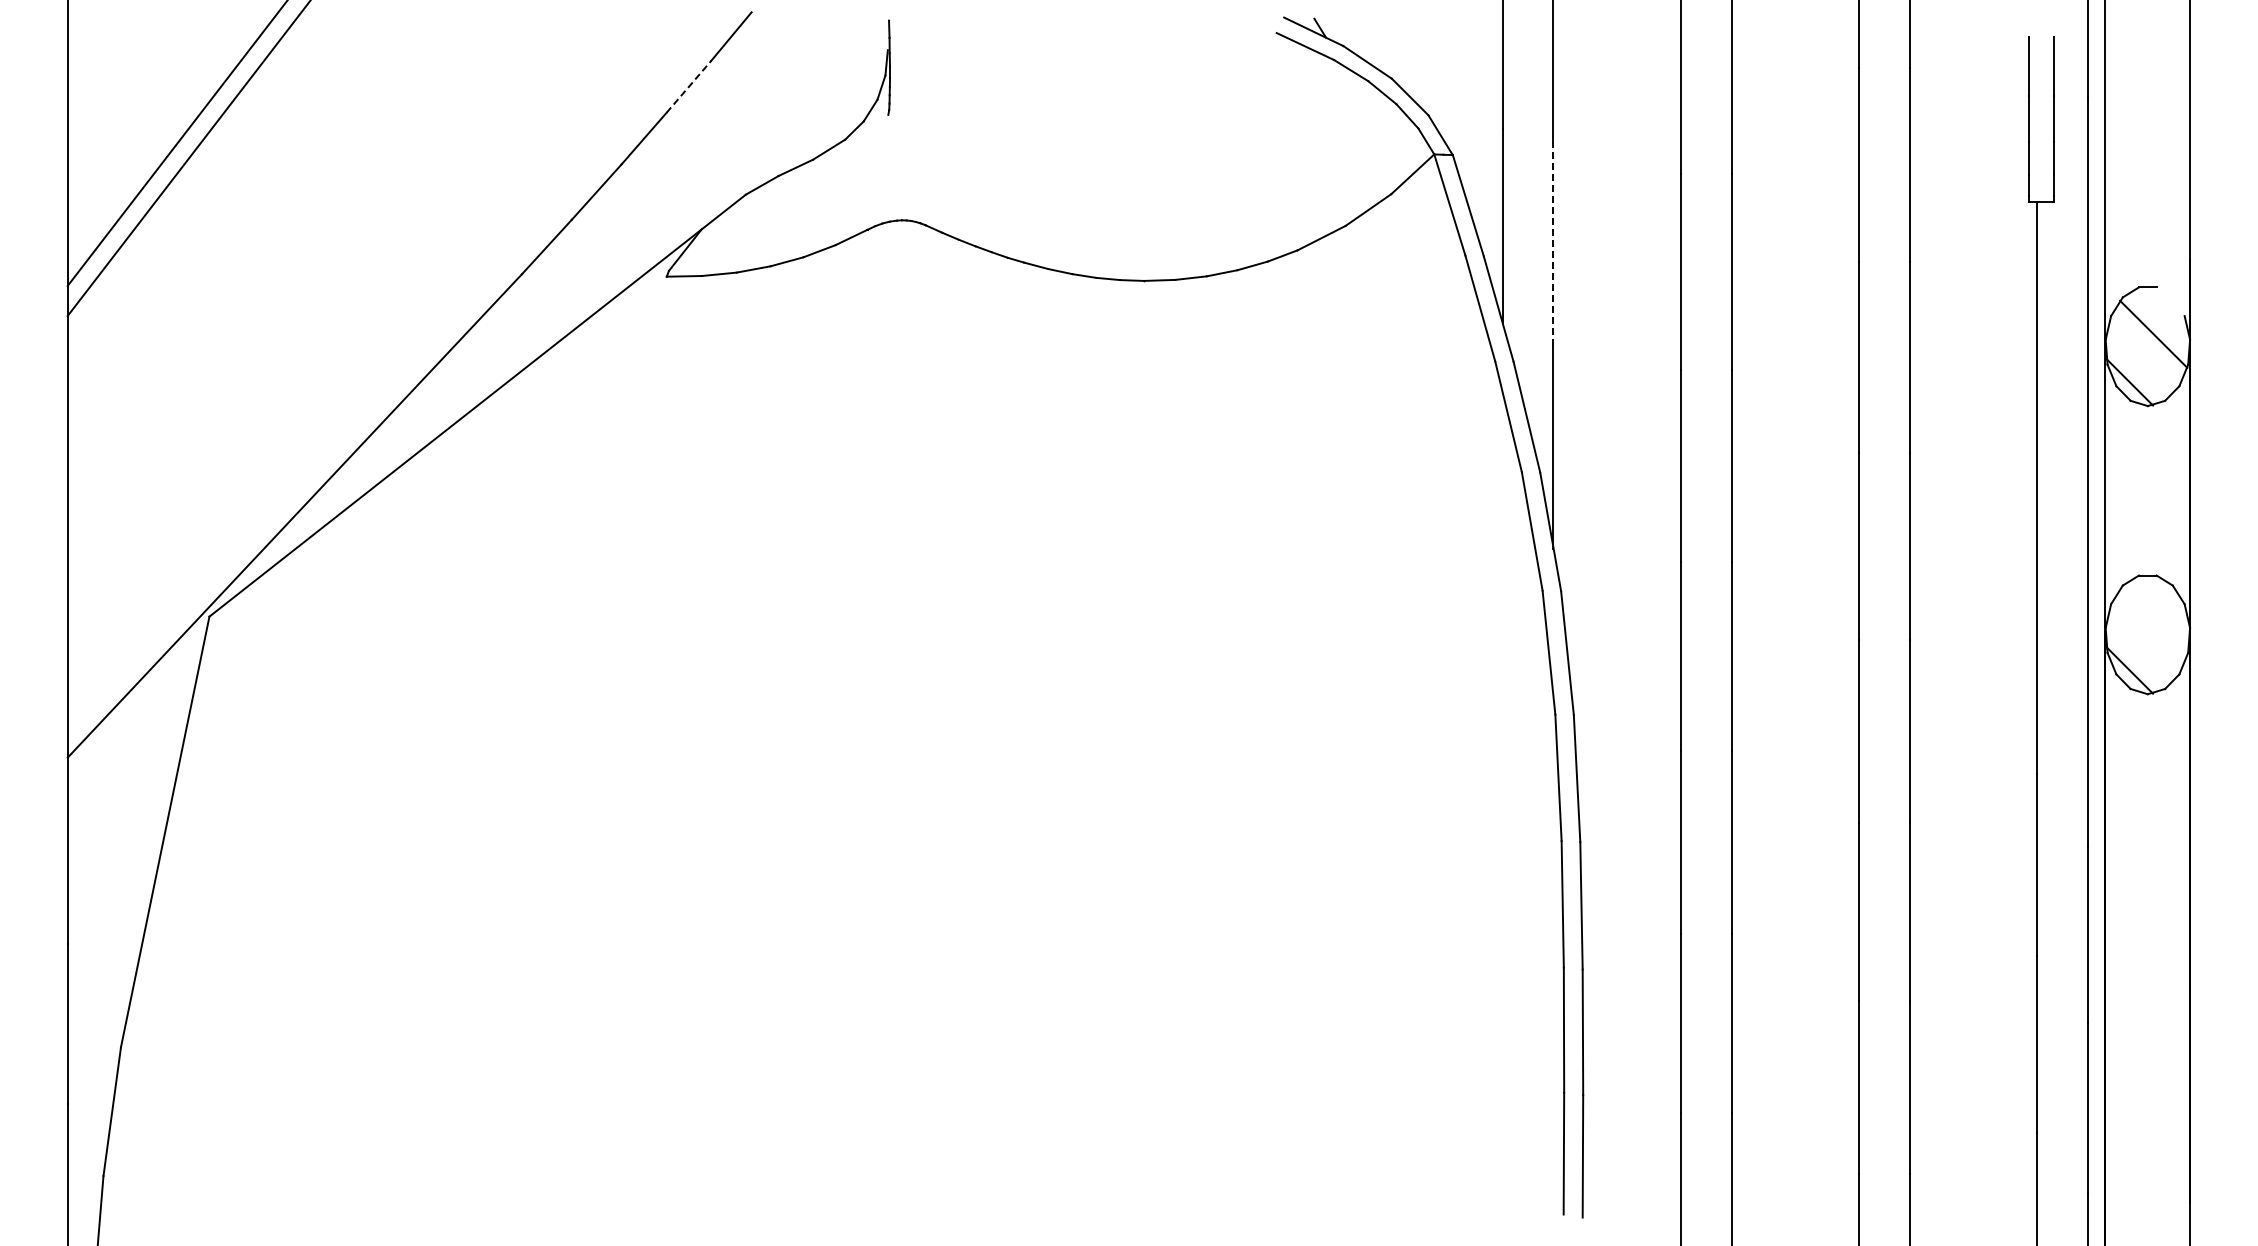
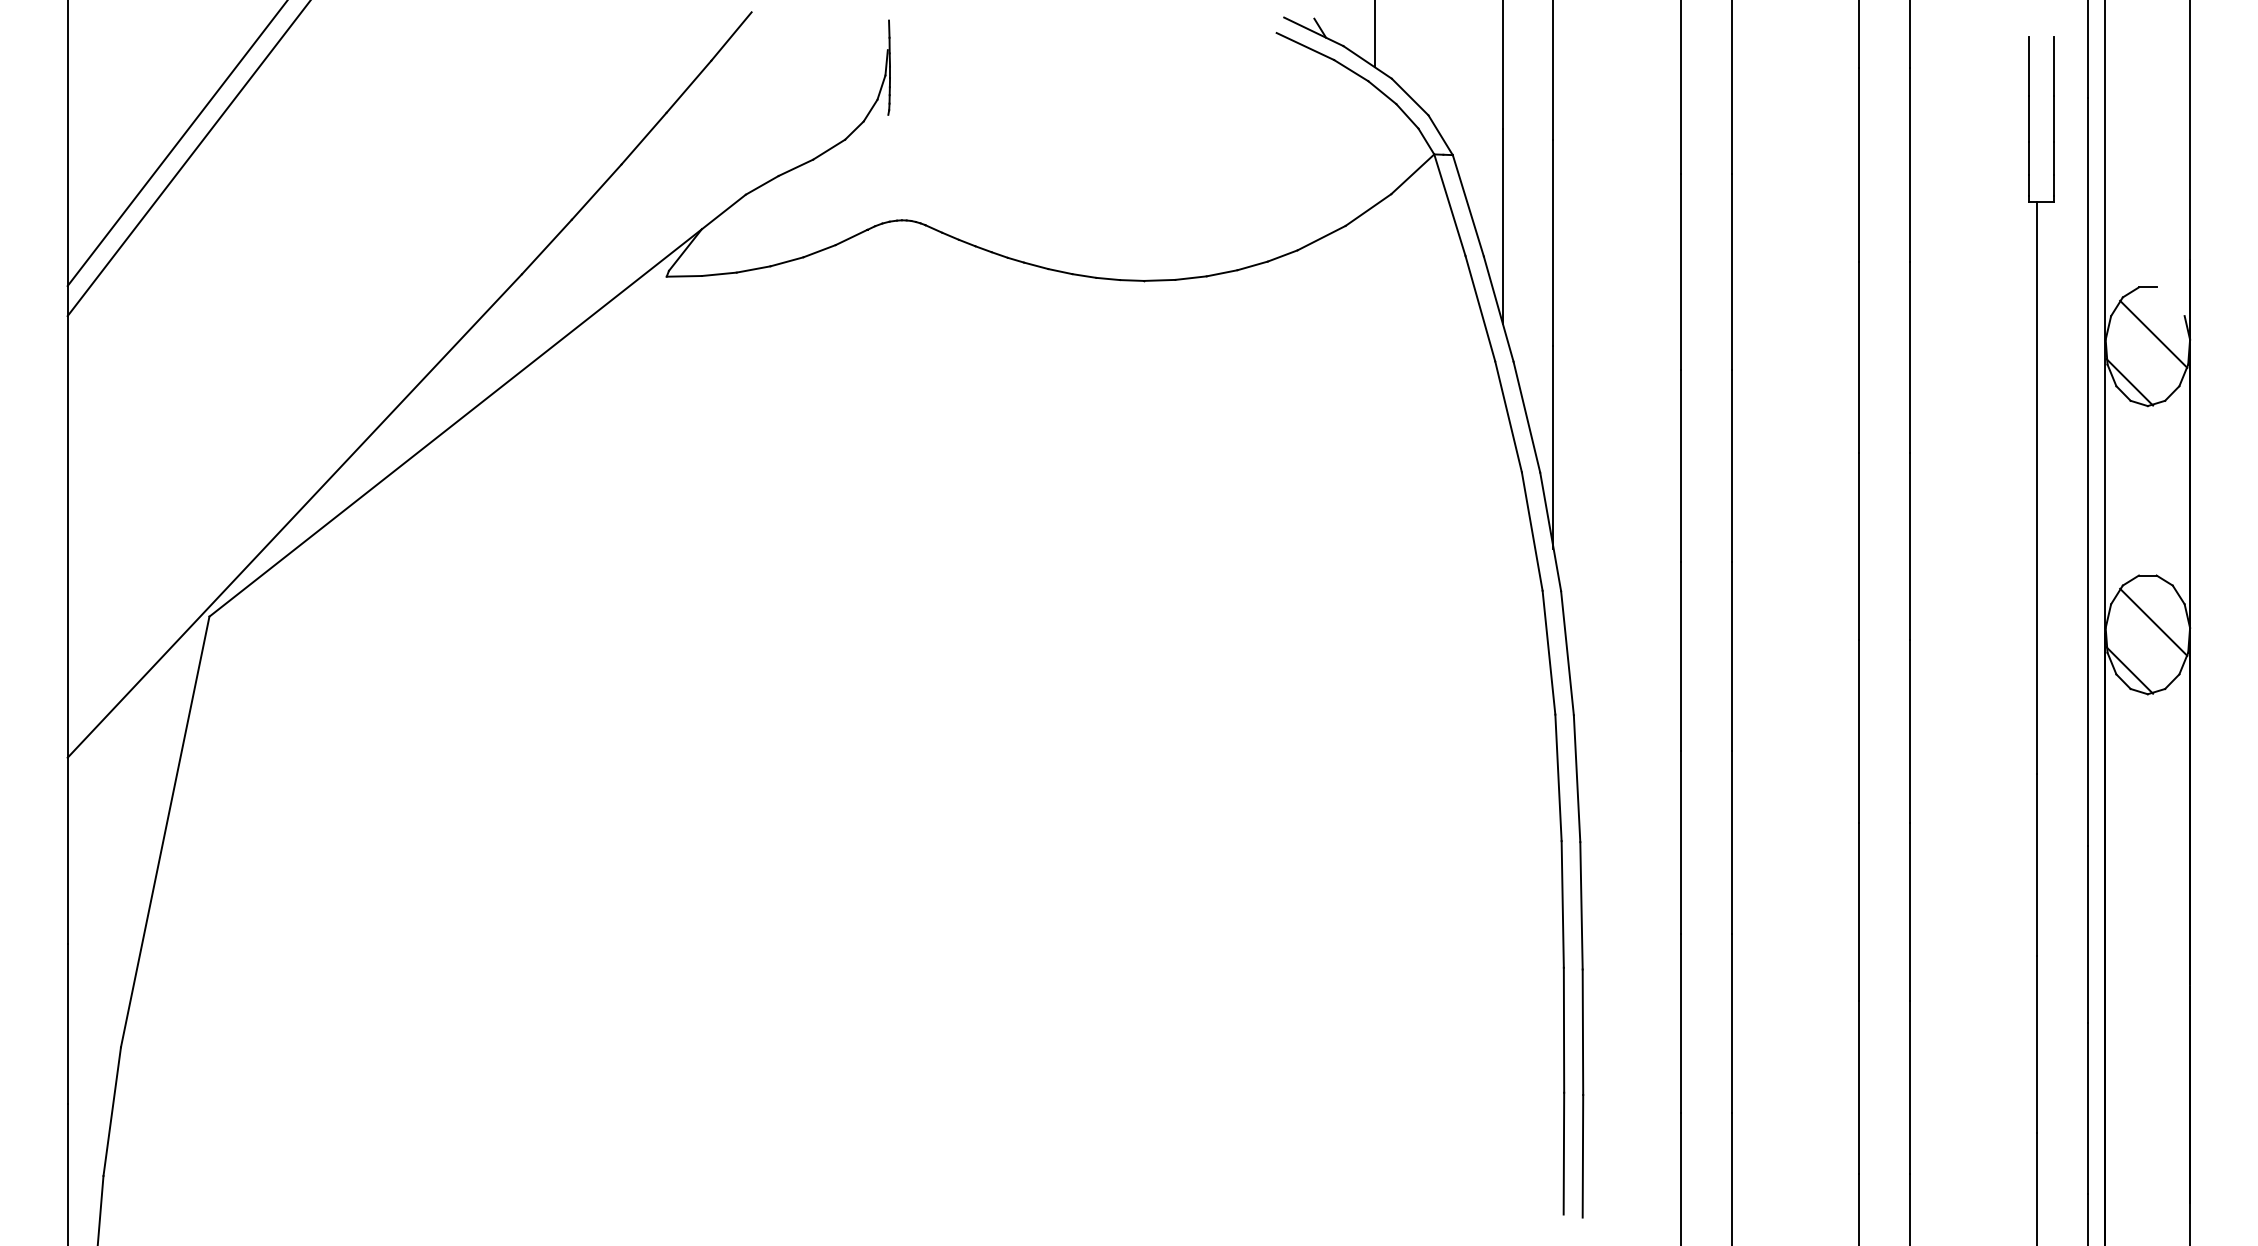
line: none -> present (1375, 34)
line: dashed -> solid (689, 86)
line: dashed -> solid (1553, 242)
line: none -> present (2153, 621)
